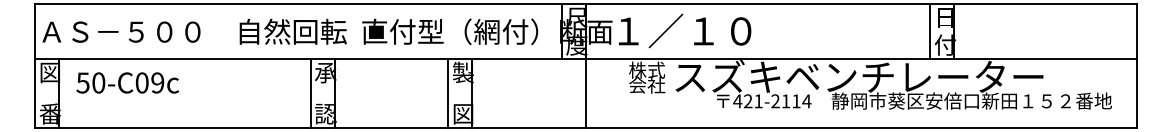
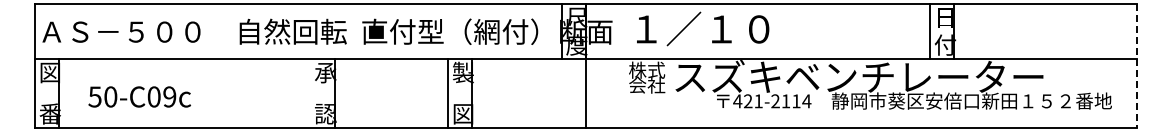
text position: (685, 30) -> (703, 28) (703, 28)
line: solid -> dashed (1136, 66)
text position: (127, 82) -> (139, 96) (139, 96)
line: present -> none (310, 93)
